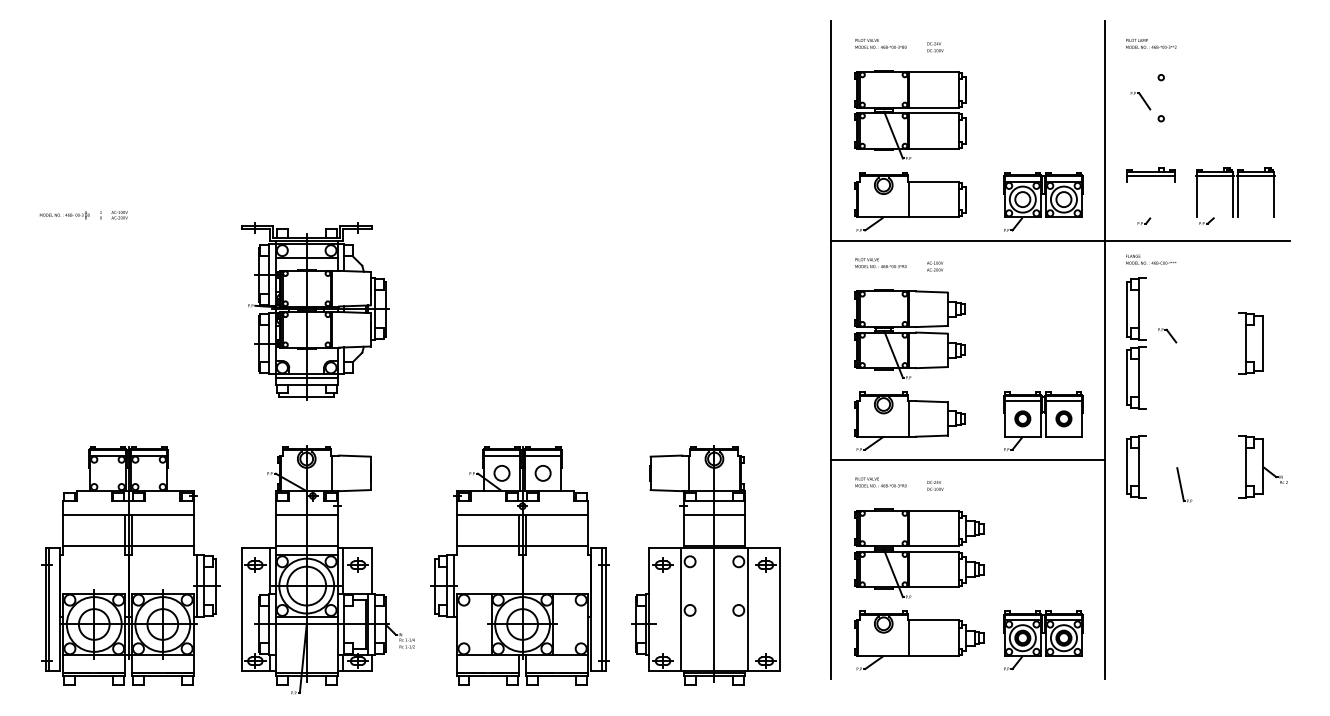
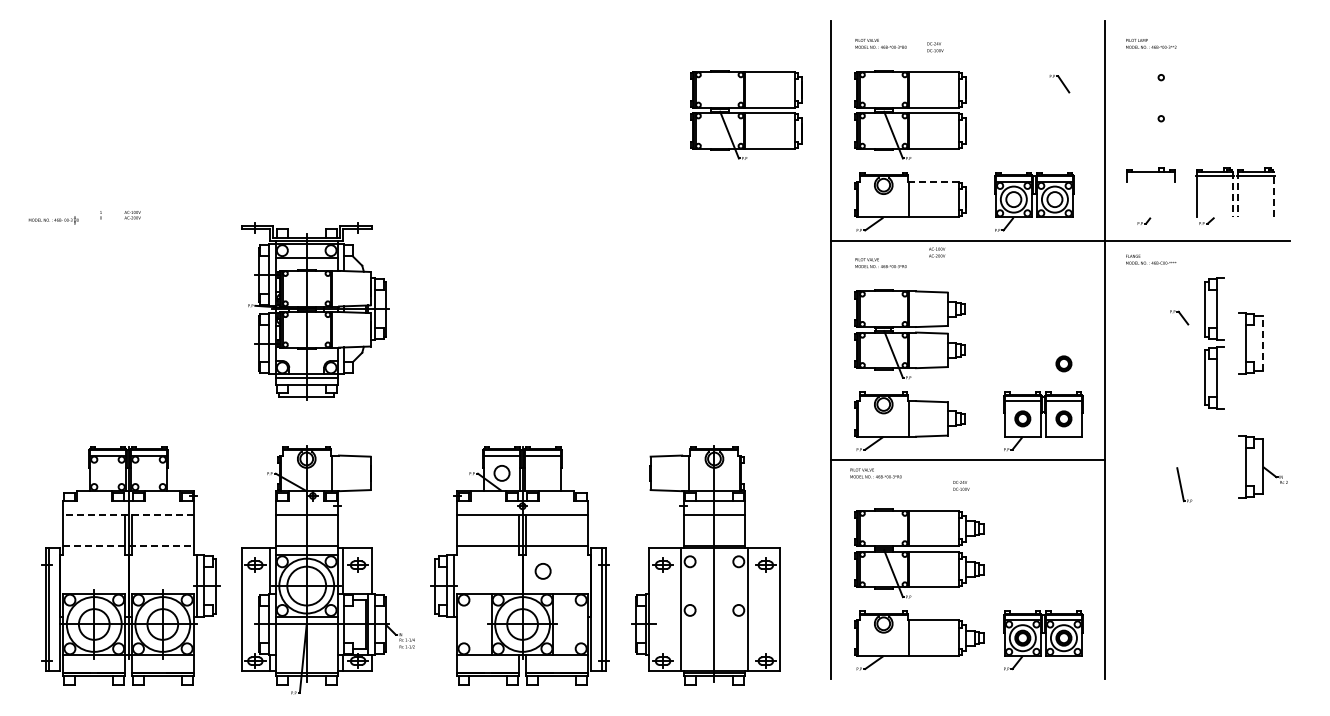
part position: (1140, 100) -> (1059, 83) (1059, 83)
part: none -> present (746, 114)
line: present -> none (1150, 176)
line: solid -> dashed (933, 181)
line: solid -> dashed (1273, 194)
line: solid -> dashed (1232, 195)
line: solid -> dashed (1238, 195)
part position: (1043, 201) -> (1034, 201) (1034, 201)
text position: (64, 215) -> (53, 220) (53, 220)
text position: (119, 215) -> (132, 215) (132, 215)
text position: (935, 266) -> (937, 252) (937, 252)
part position: (1167, 335) -> (1179, 317) (1179, 317)
part position: (1136, 343) -> (1214, 343) (1214, 343)
line: solid -> dashed (1263, 343)
part: none -> present (1063, 363)
part: present -> none (1136, 466)
circle position: (542, 473) -> (542, 571) (542, 571)
text position: (880, 482) -> (875, 473) (875, 473)
text position: (935, 485) -> (961, 485) (961, 485)
line: solid -> dashed (128, 514)
line: solid -> dashed (129, 546)
